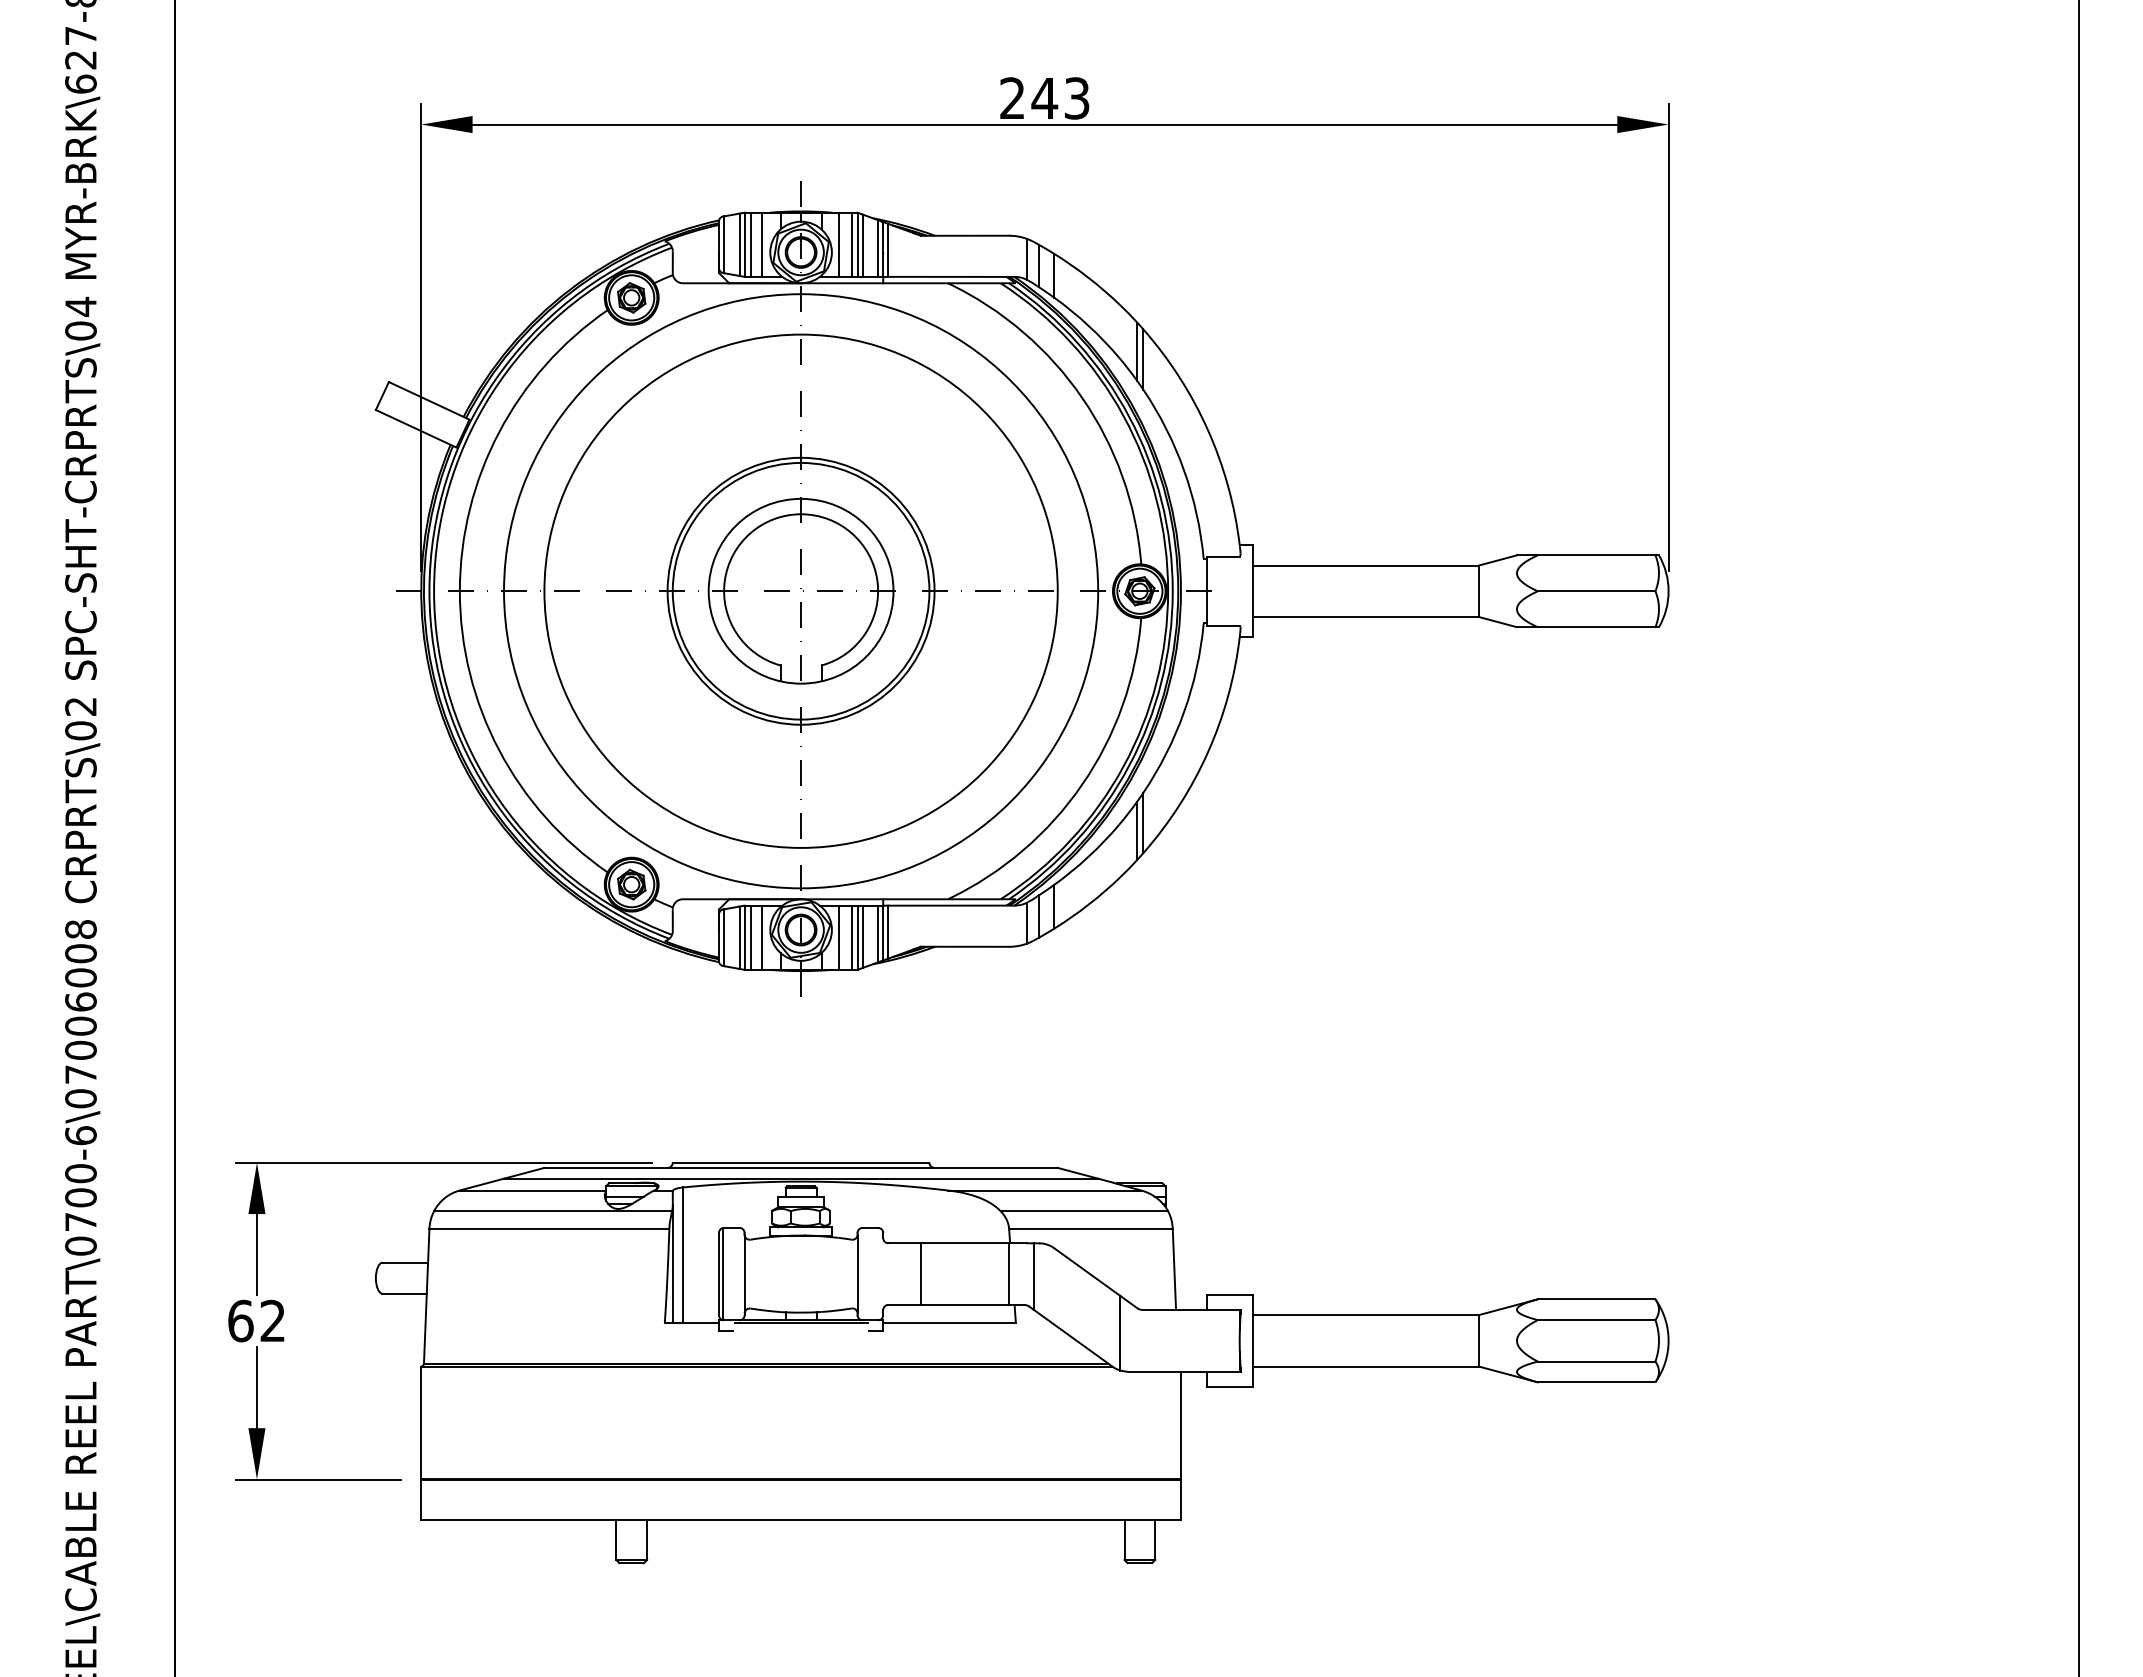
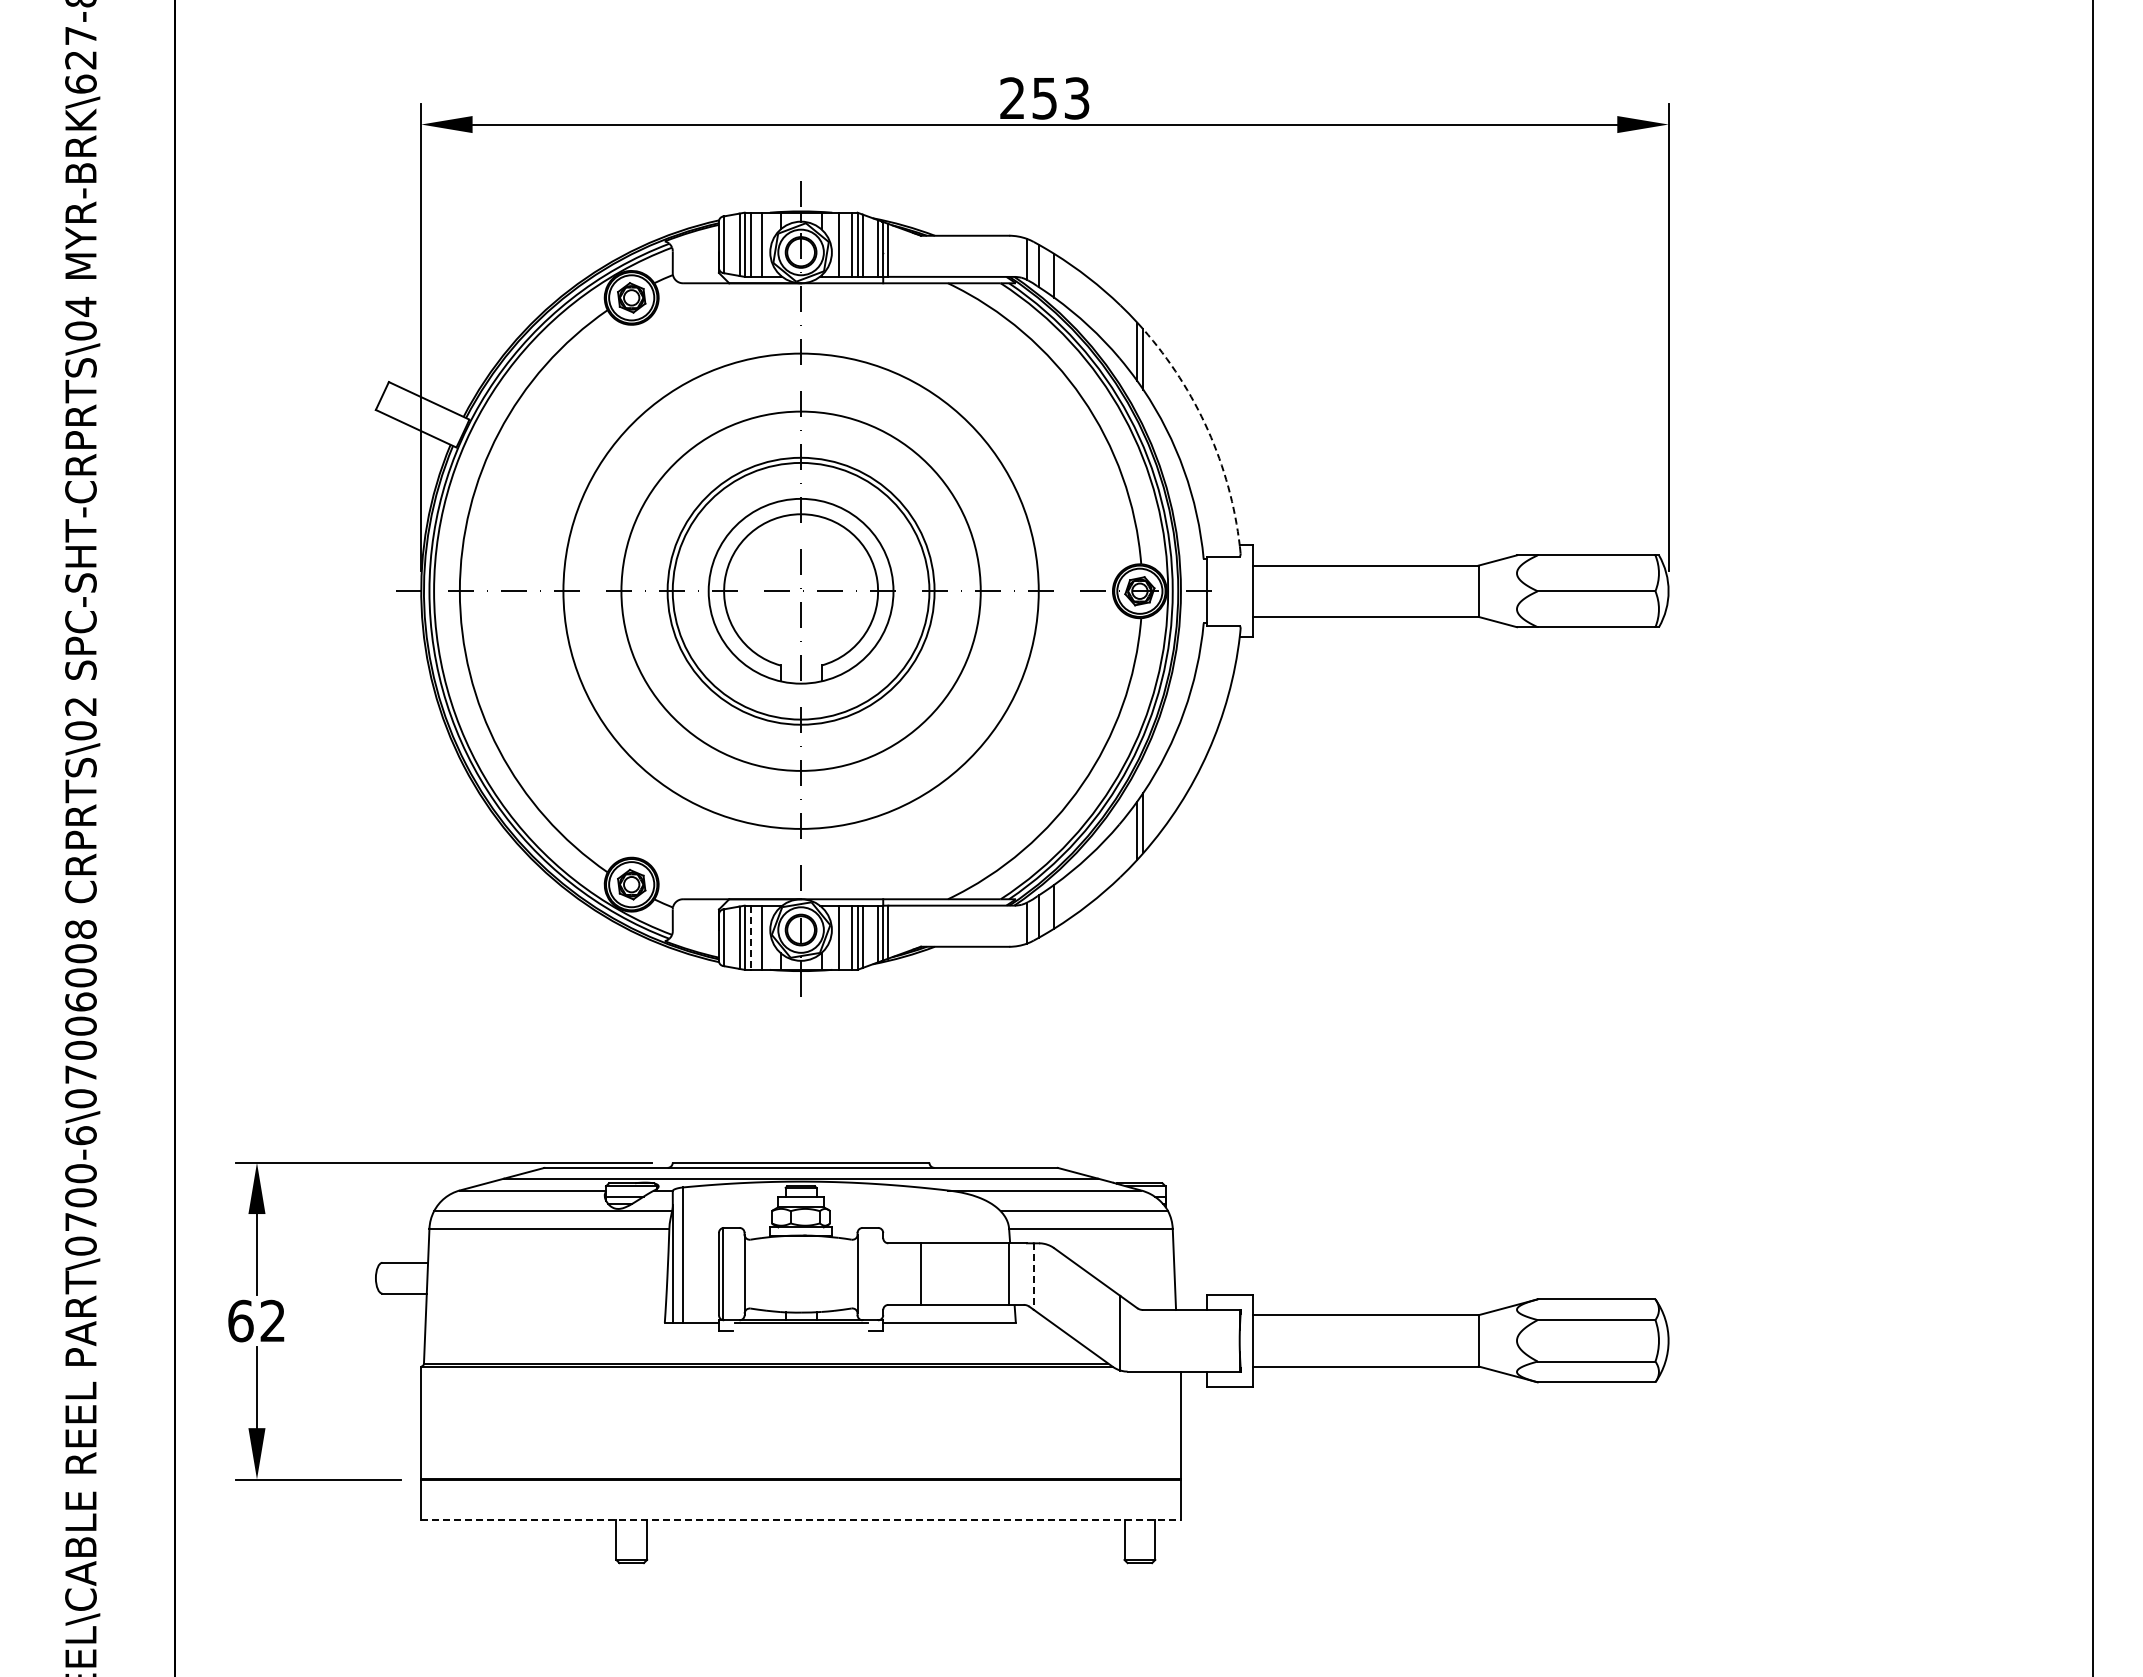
text: 243 -> 253 (1044, 98)
arc: solid -> dashed (1208, 430)
circle diameter: 513 px -> 359 px (800, 590)
circle diameter: 594 px -> 475 px (800, 590)
line position: (2078, 837) -> (2092, 837) (2092, 837)
line: solid -> dashed (750, 938)
line: solid -> dashed (1033, 1277)
line: solid -> dashed (801, 1520)
